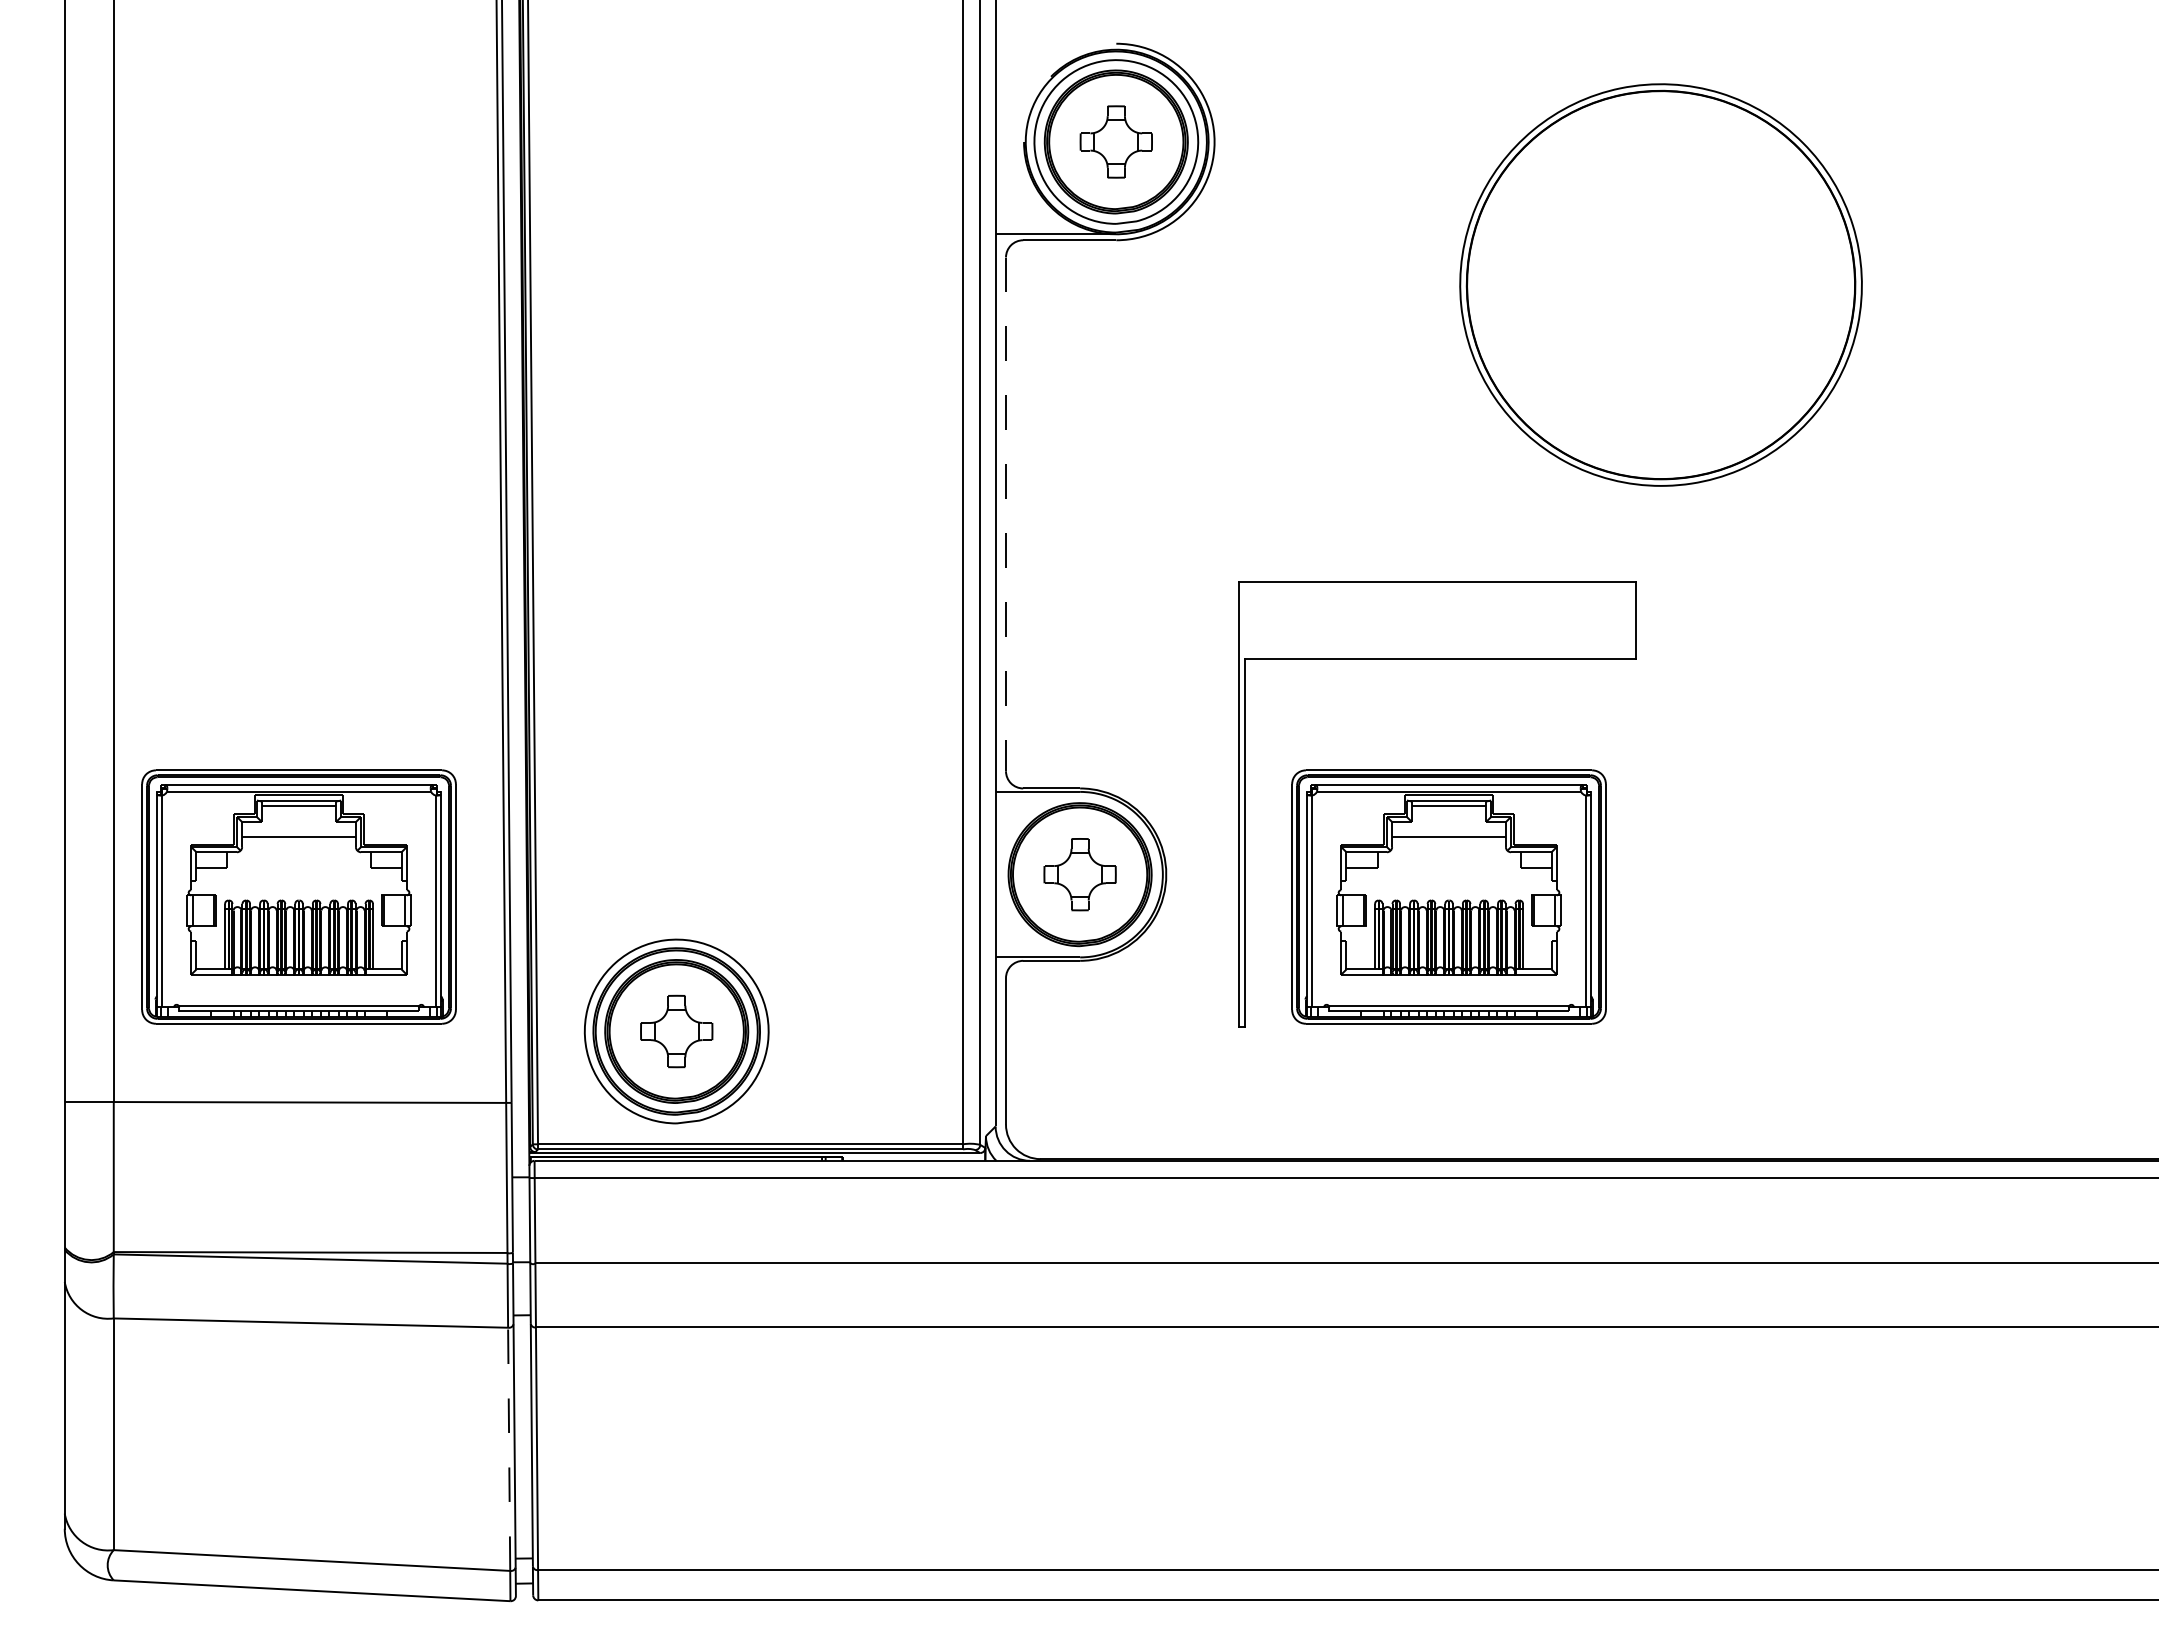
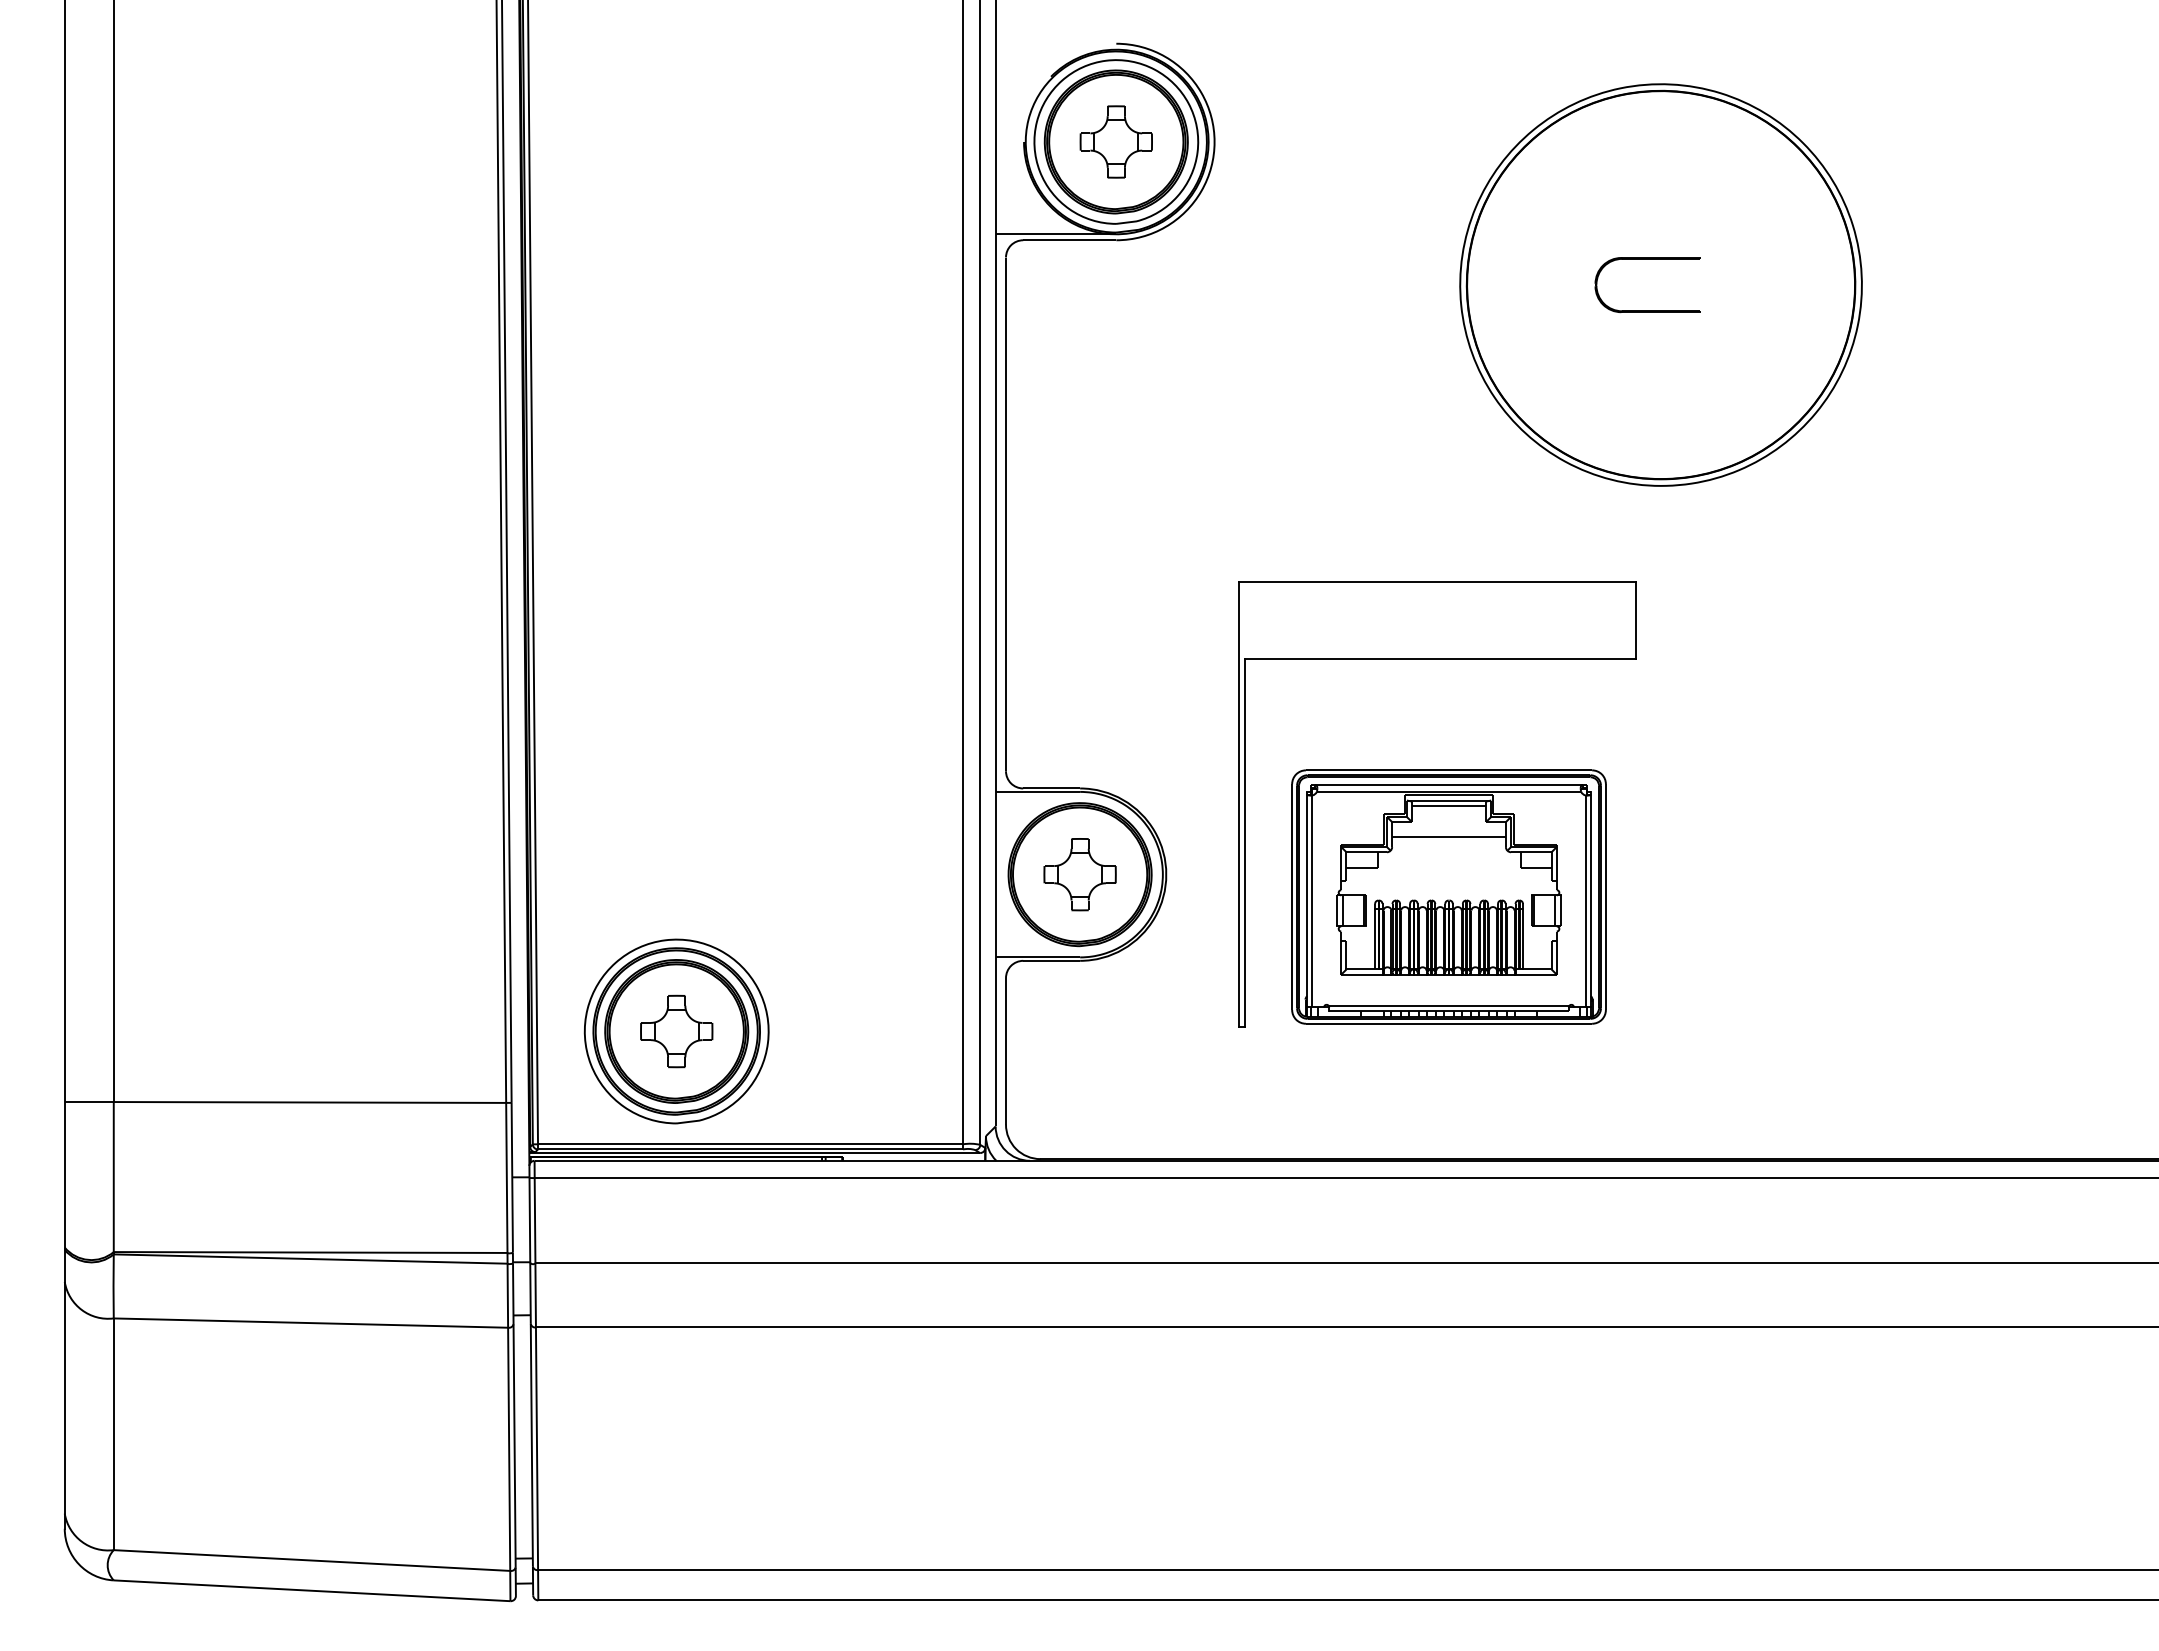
part: none -> present (1647, 310)
line: dashed -> solid (1006, 514)
part: present -> none (298, 896)
line: dashed -> solid (509, 1449)
